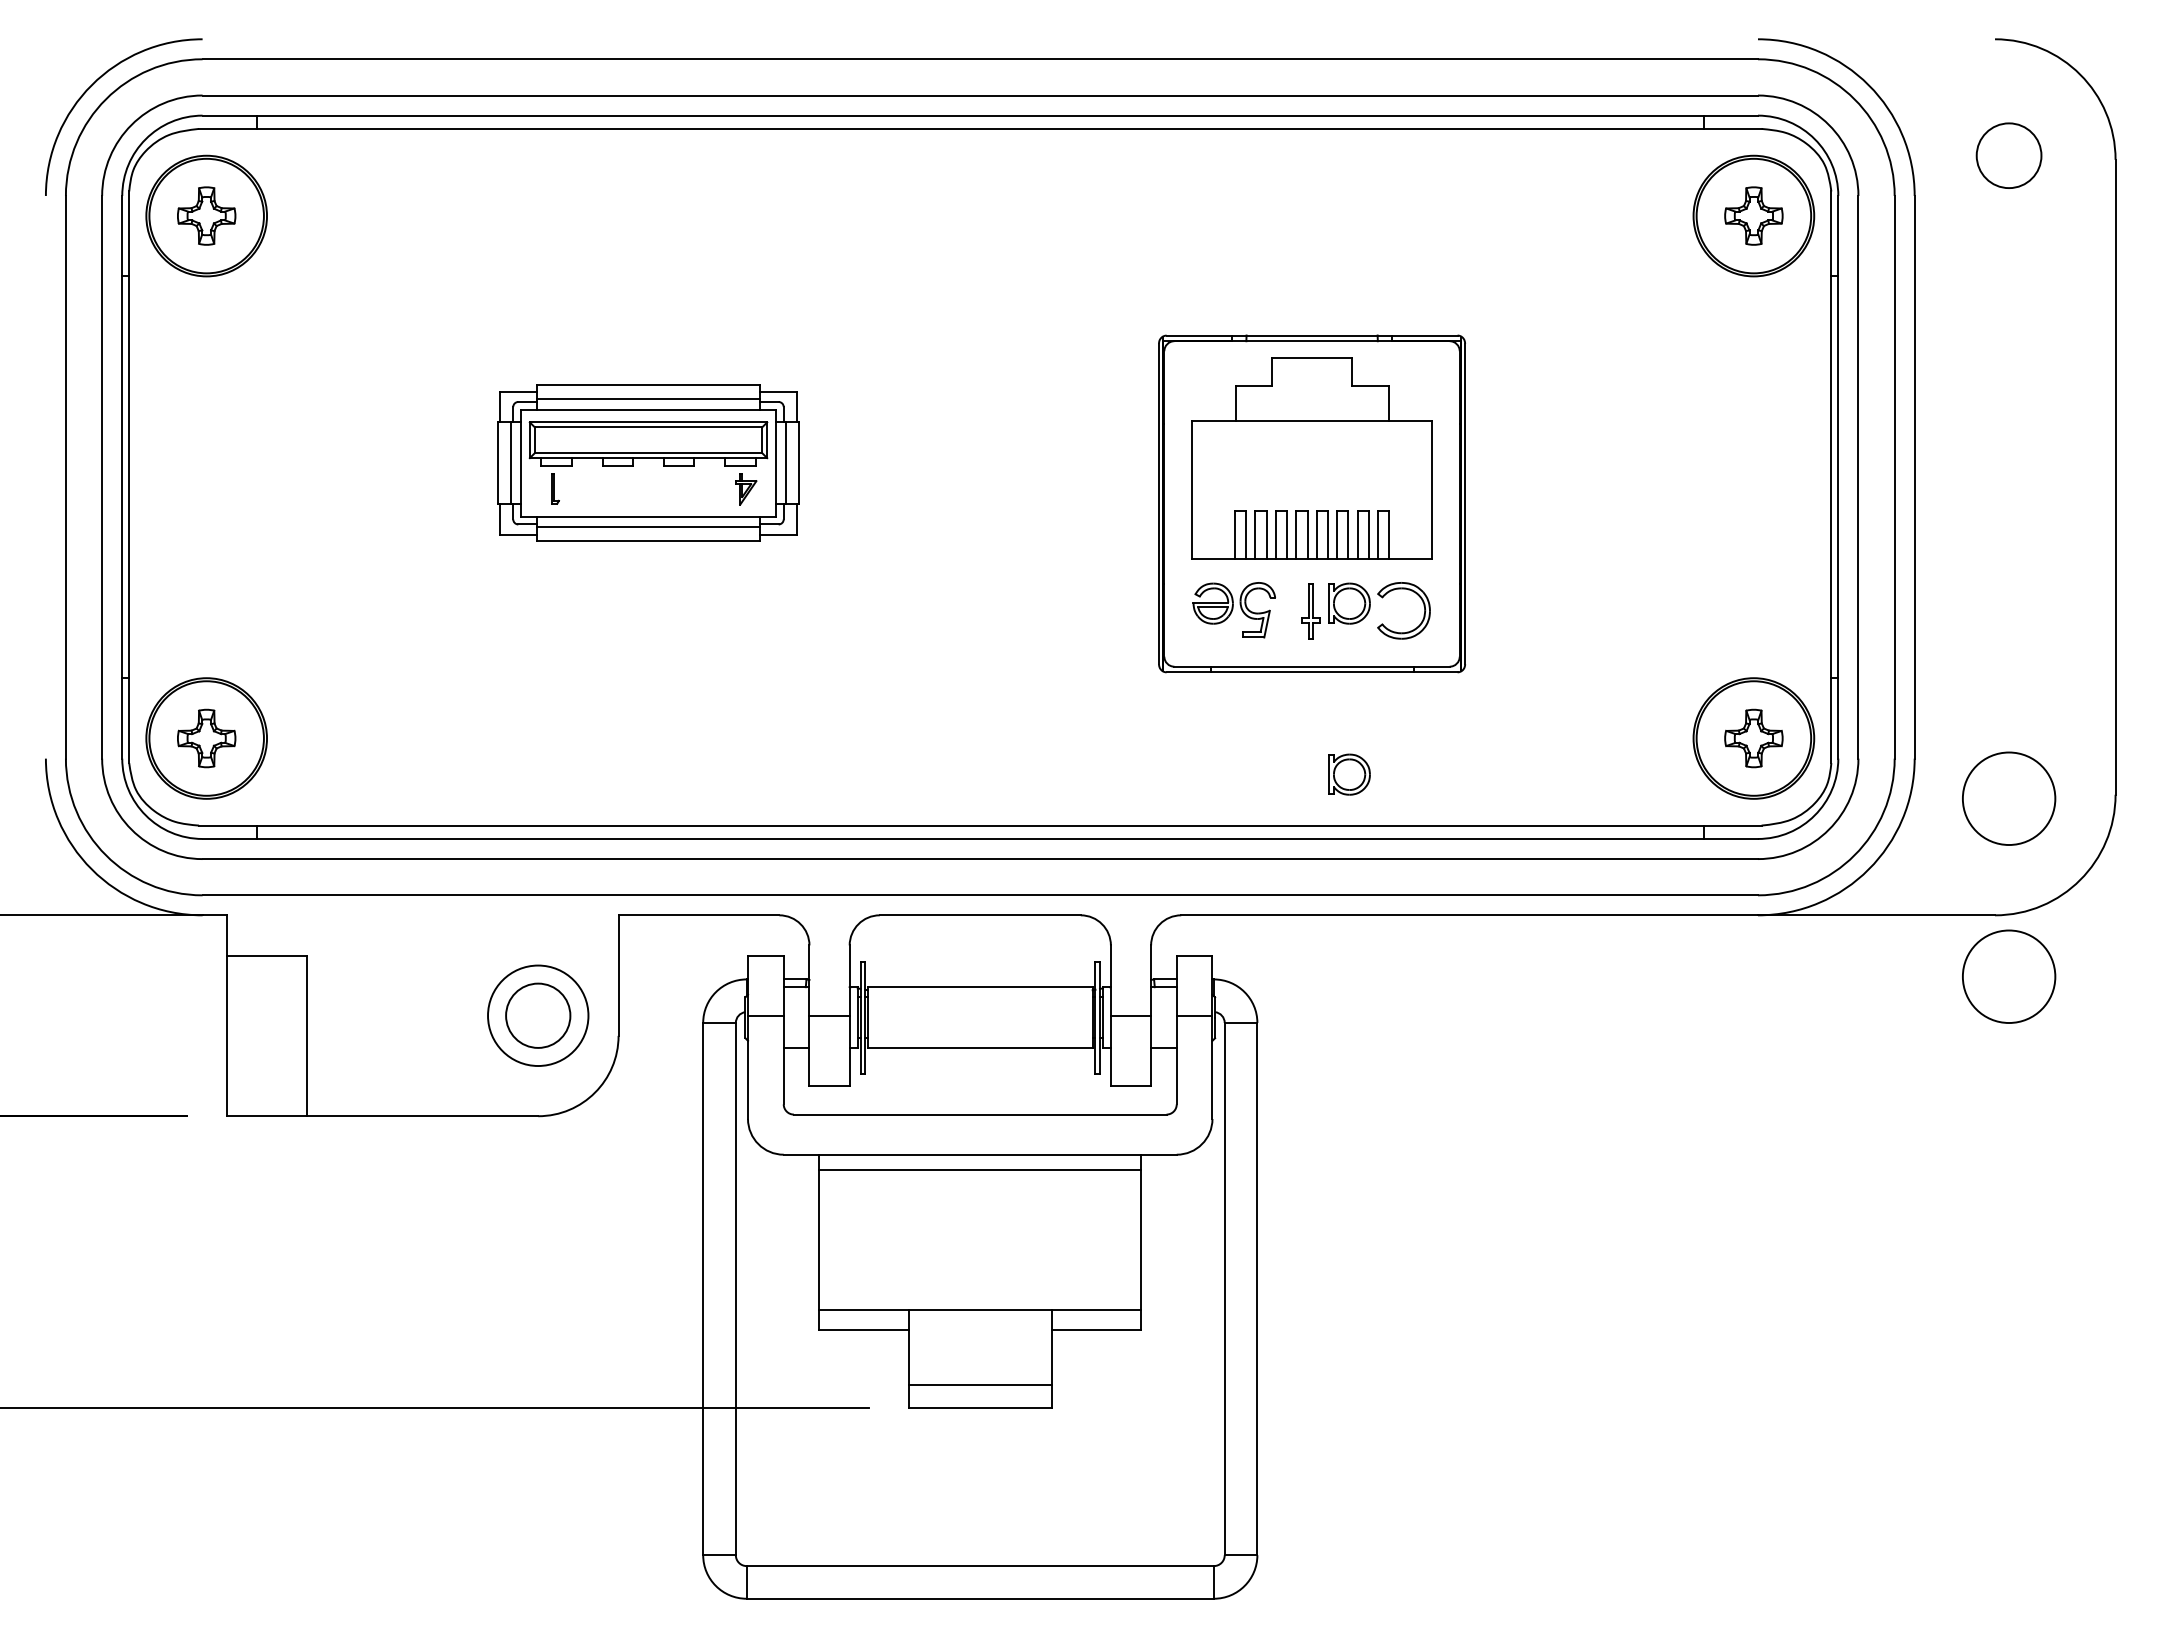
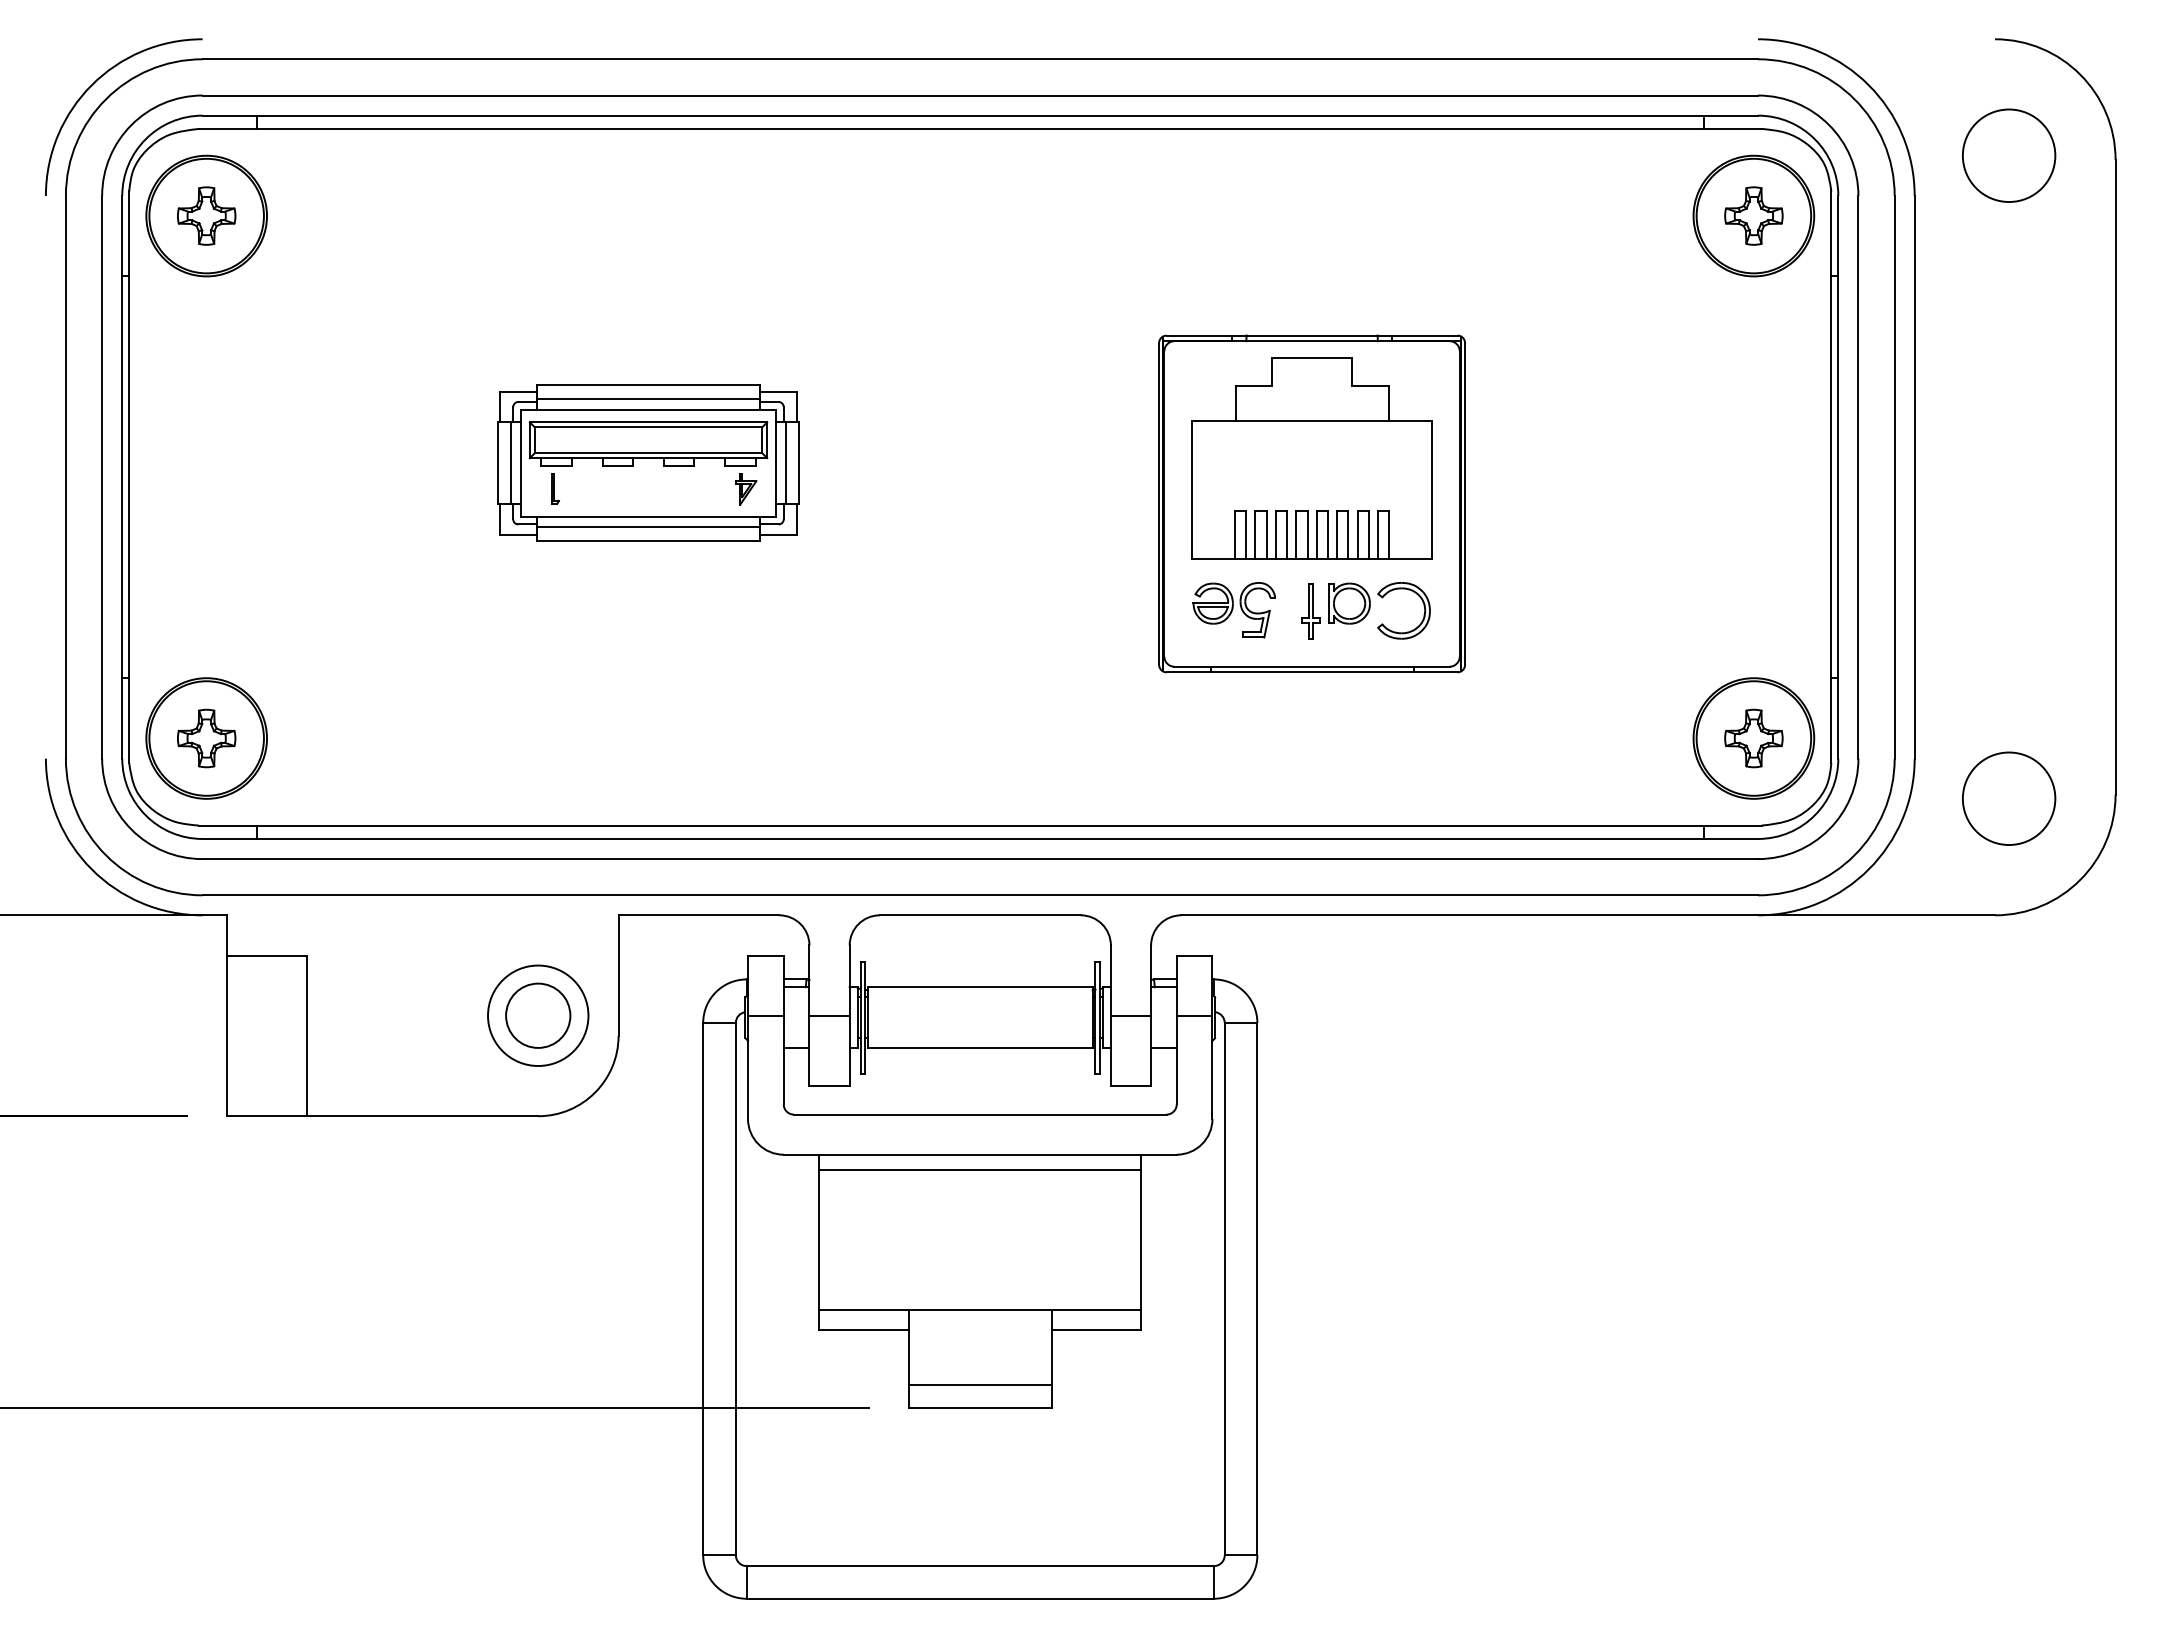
circle diameter: 65 px -> 92 px (2008, 155)
part: present -> none (1349, 774)
circle: present -> none (2009, 976)
